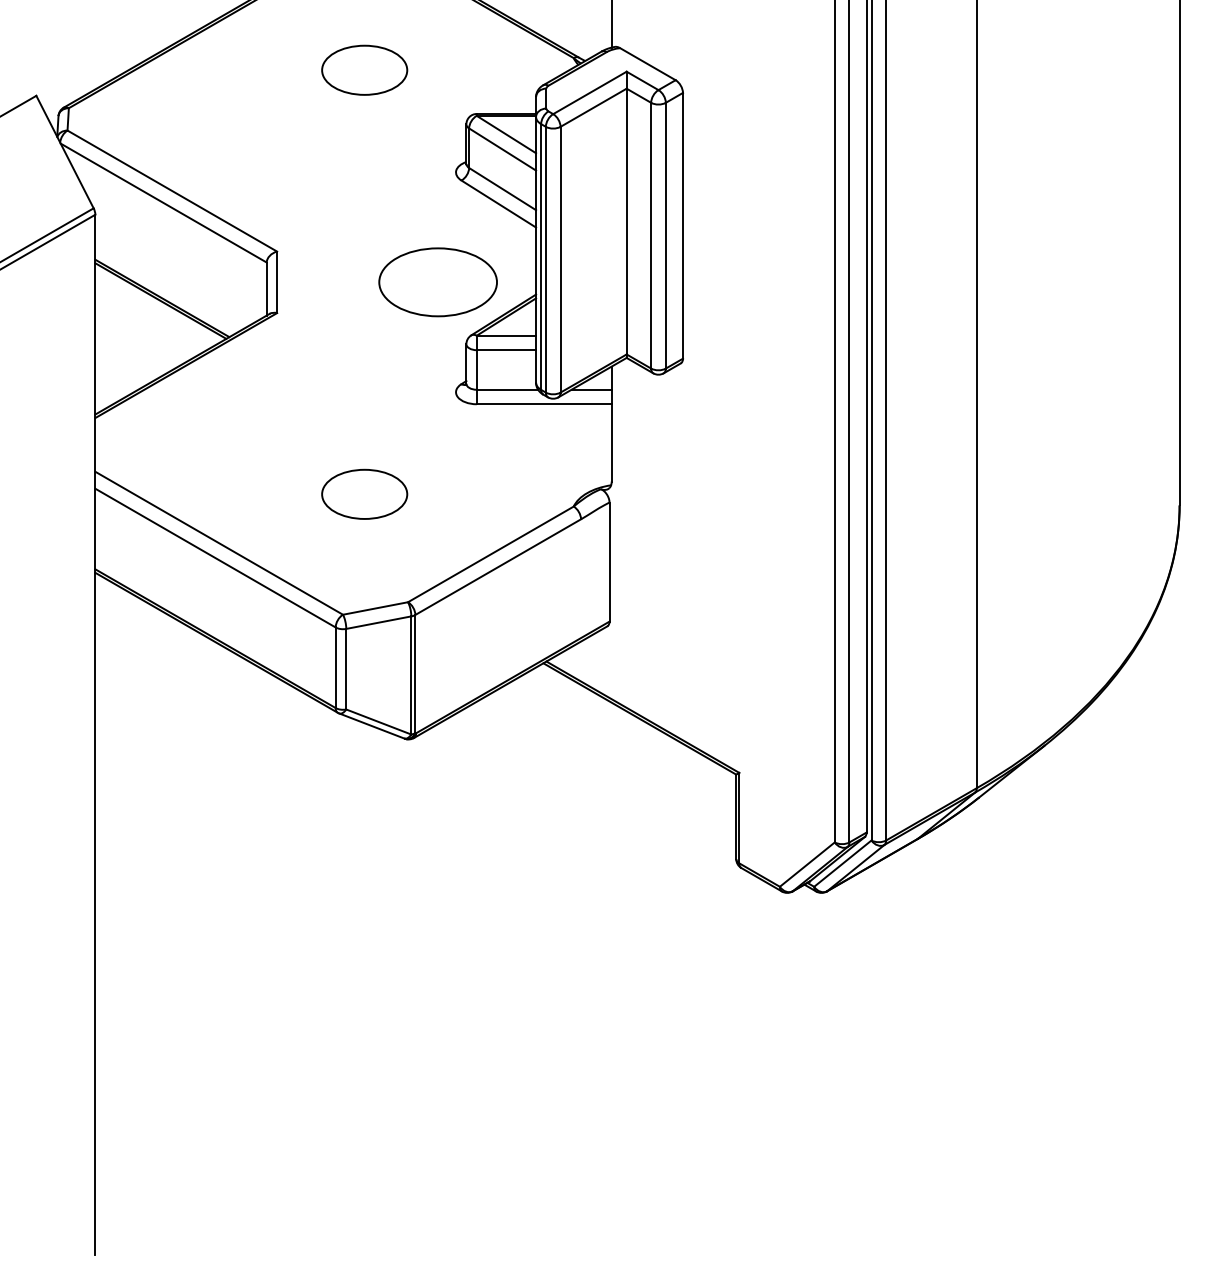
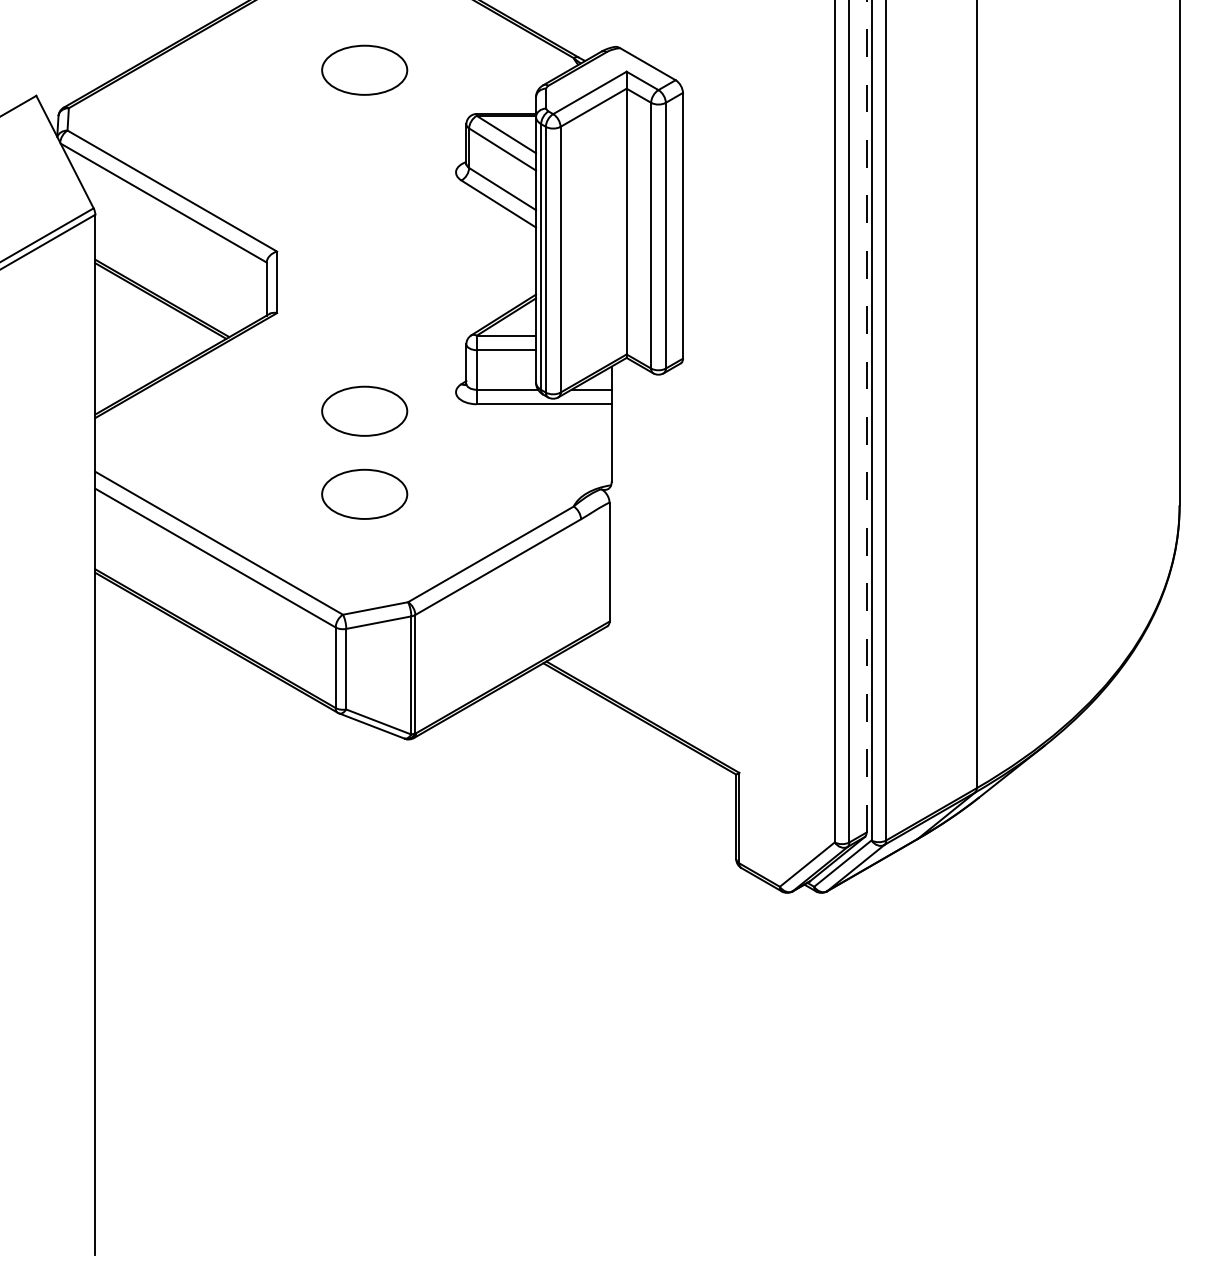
line: present -> none (611, 24)
part: present -> none (437, 282)
part: none -> present (364, 410)
line: solid -> dashed (866, 416)
